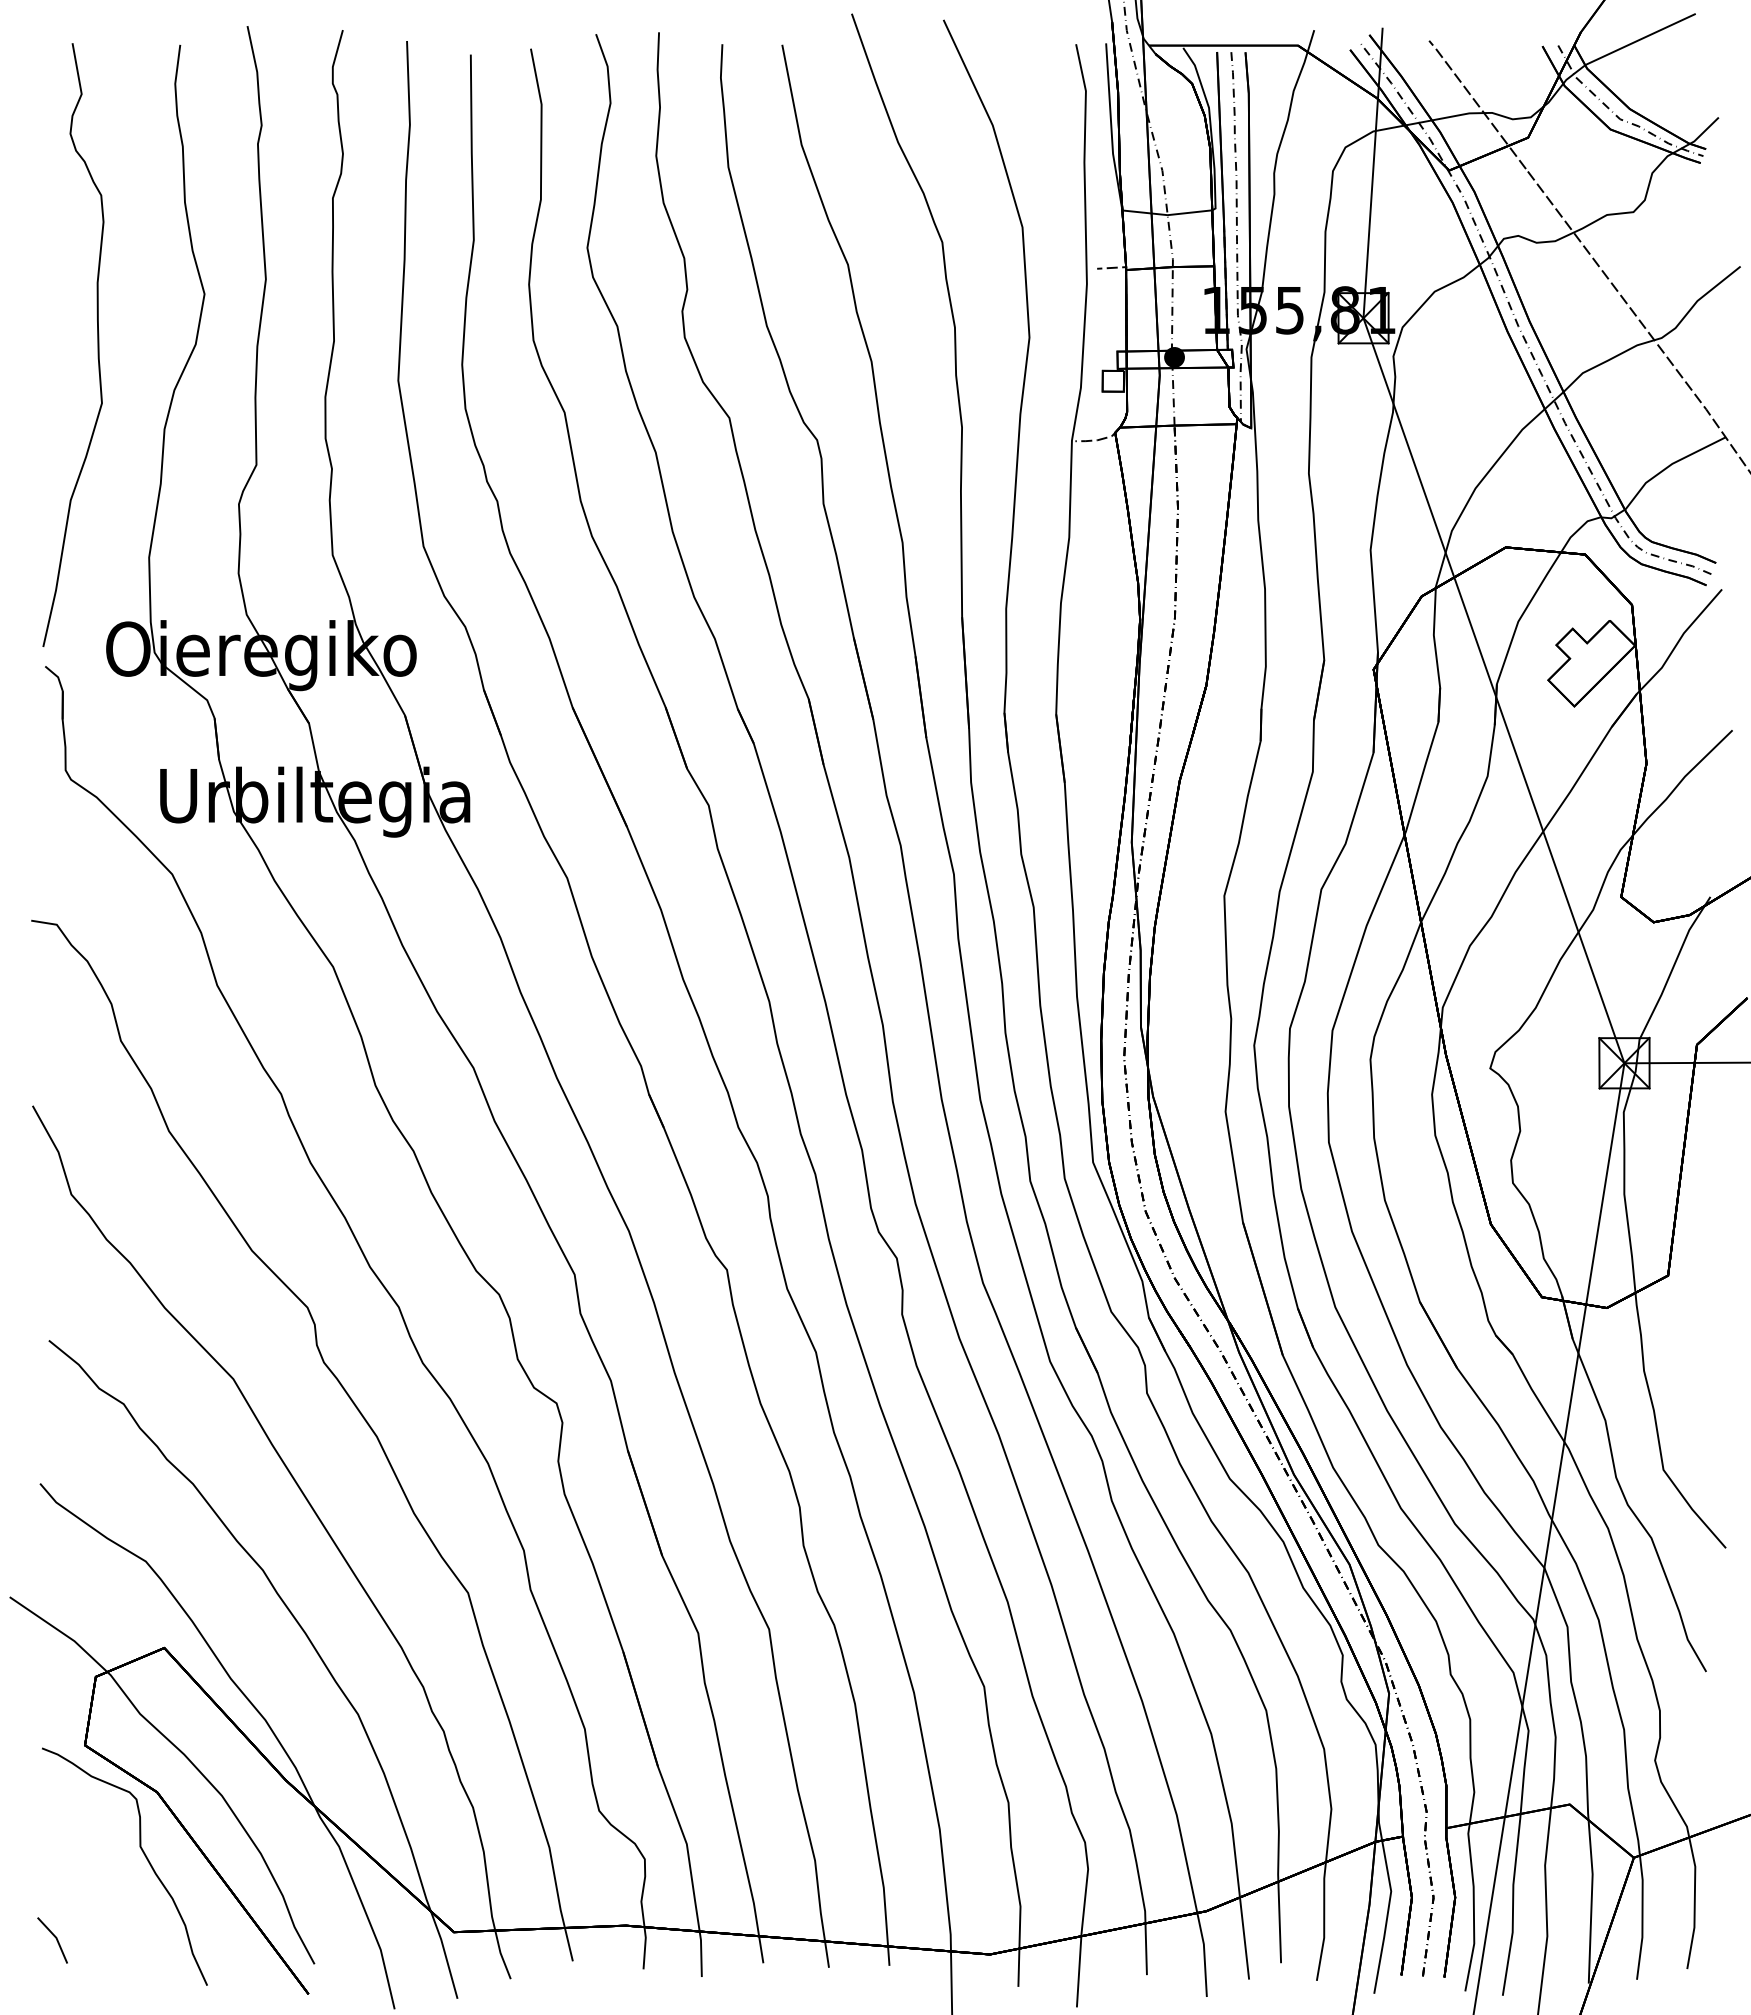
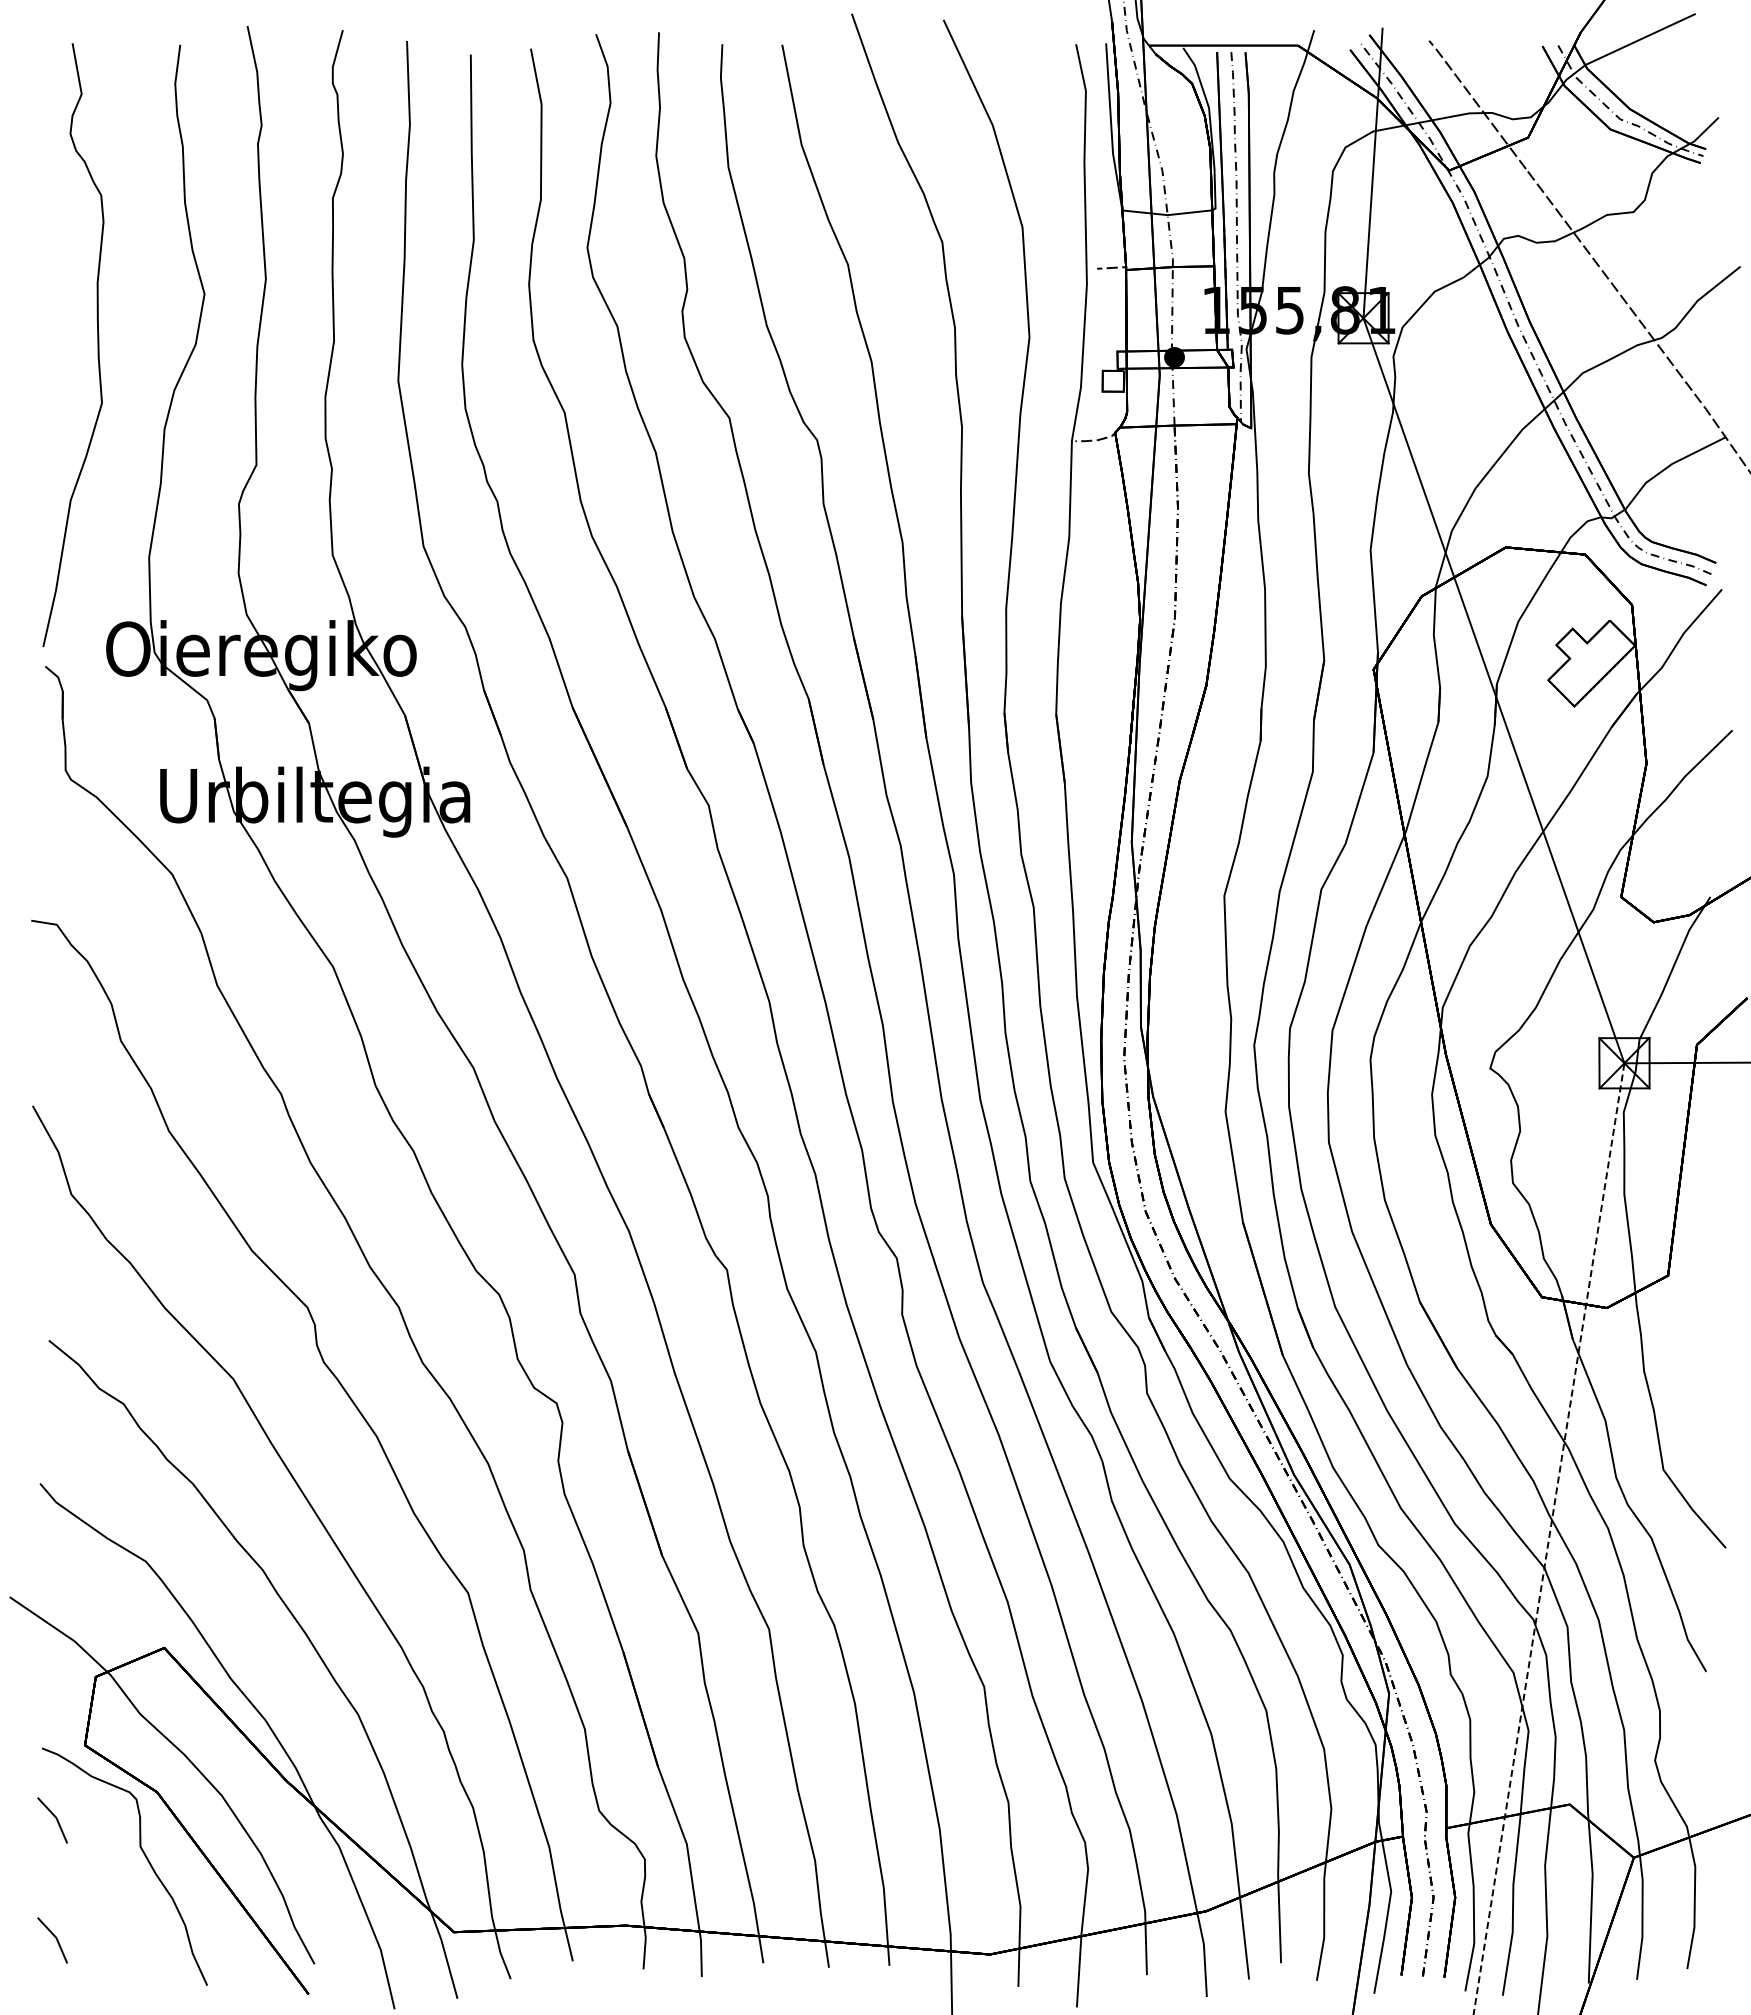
line: solid -> dashed (1549, 1538)
line: none -> present (54, 1817)
